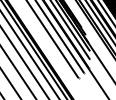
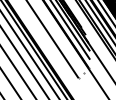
line: present -> none (60, 37)
